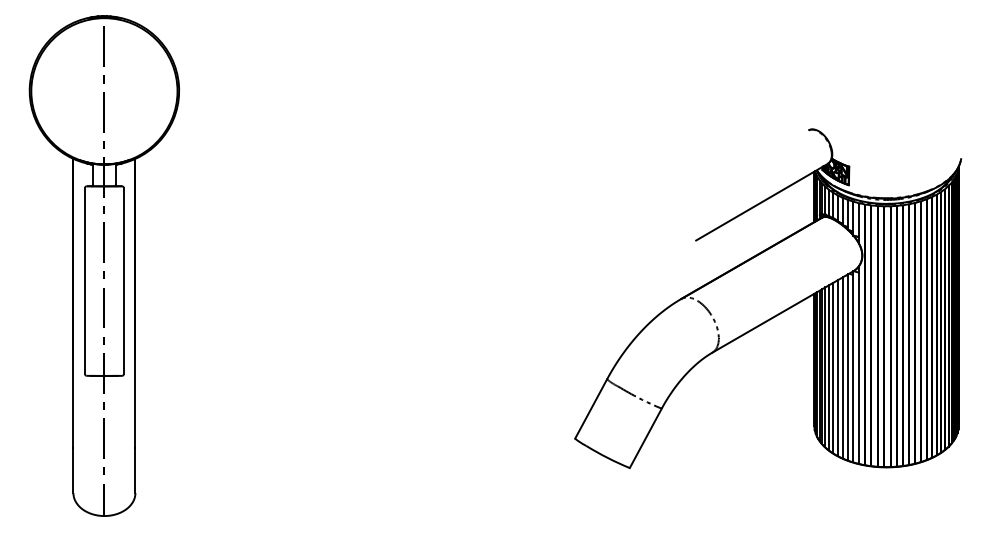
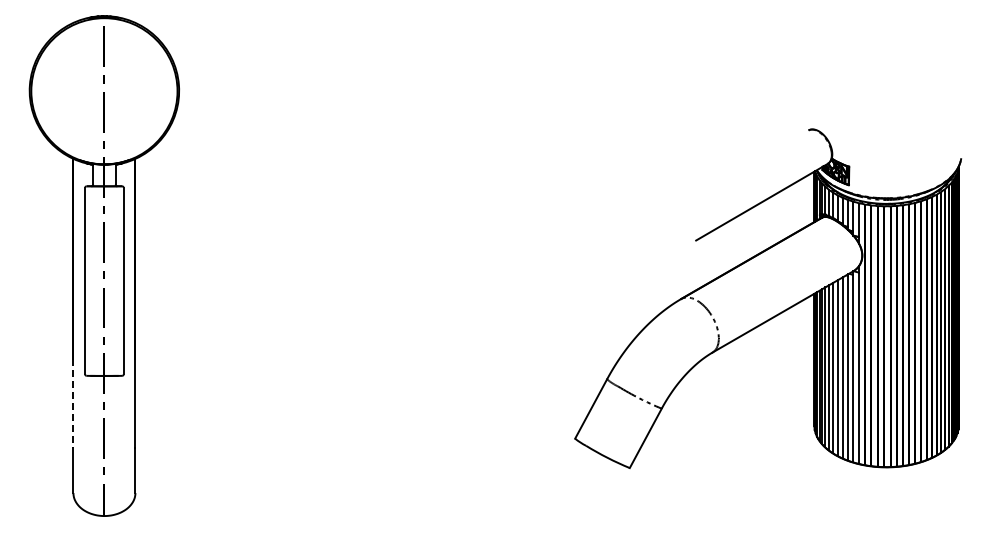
line: solid -> dashed (73, 404)
